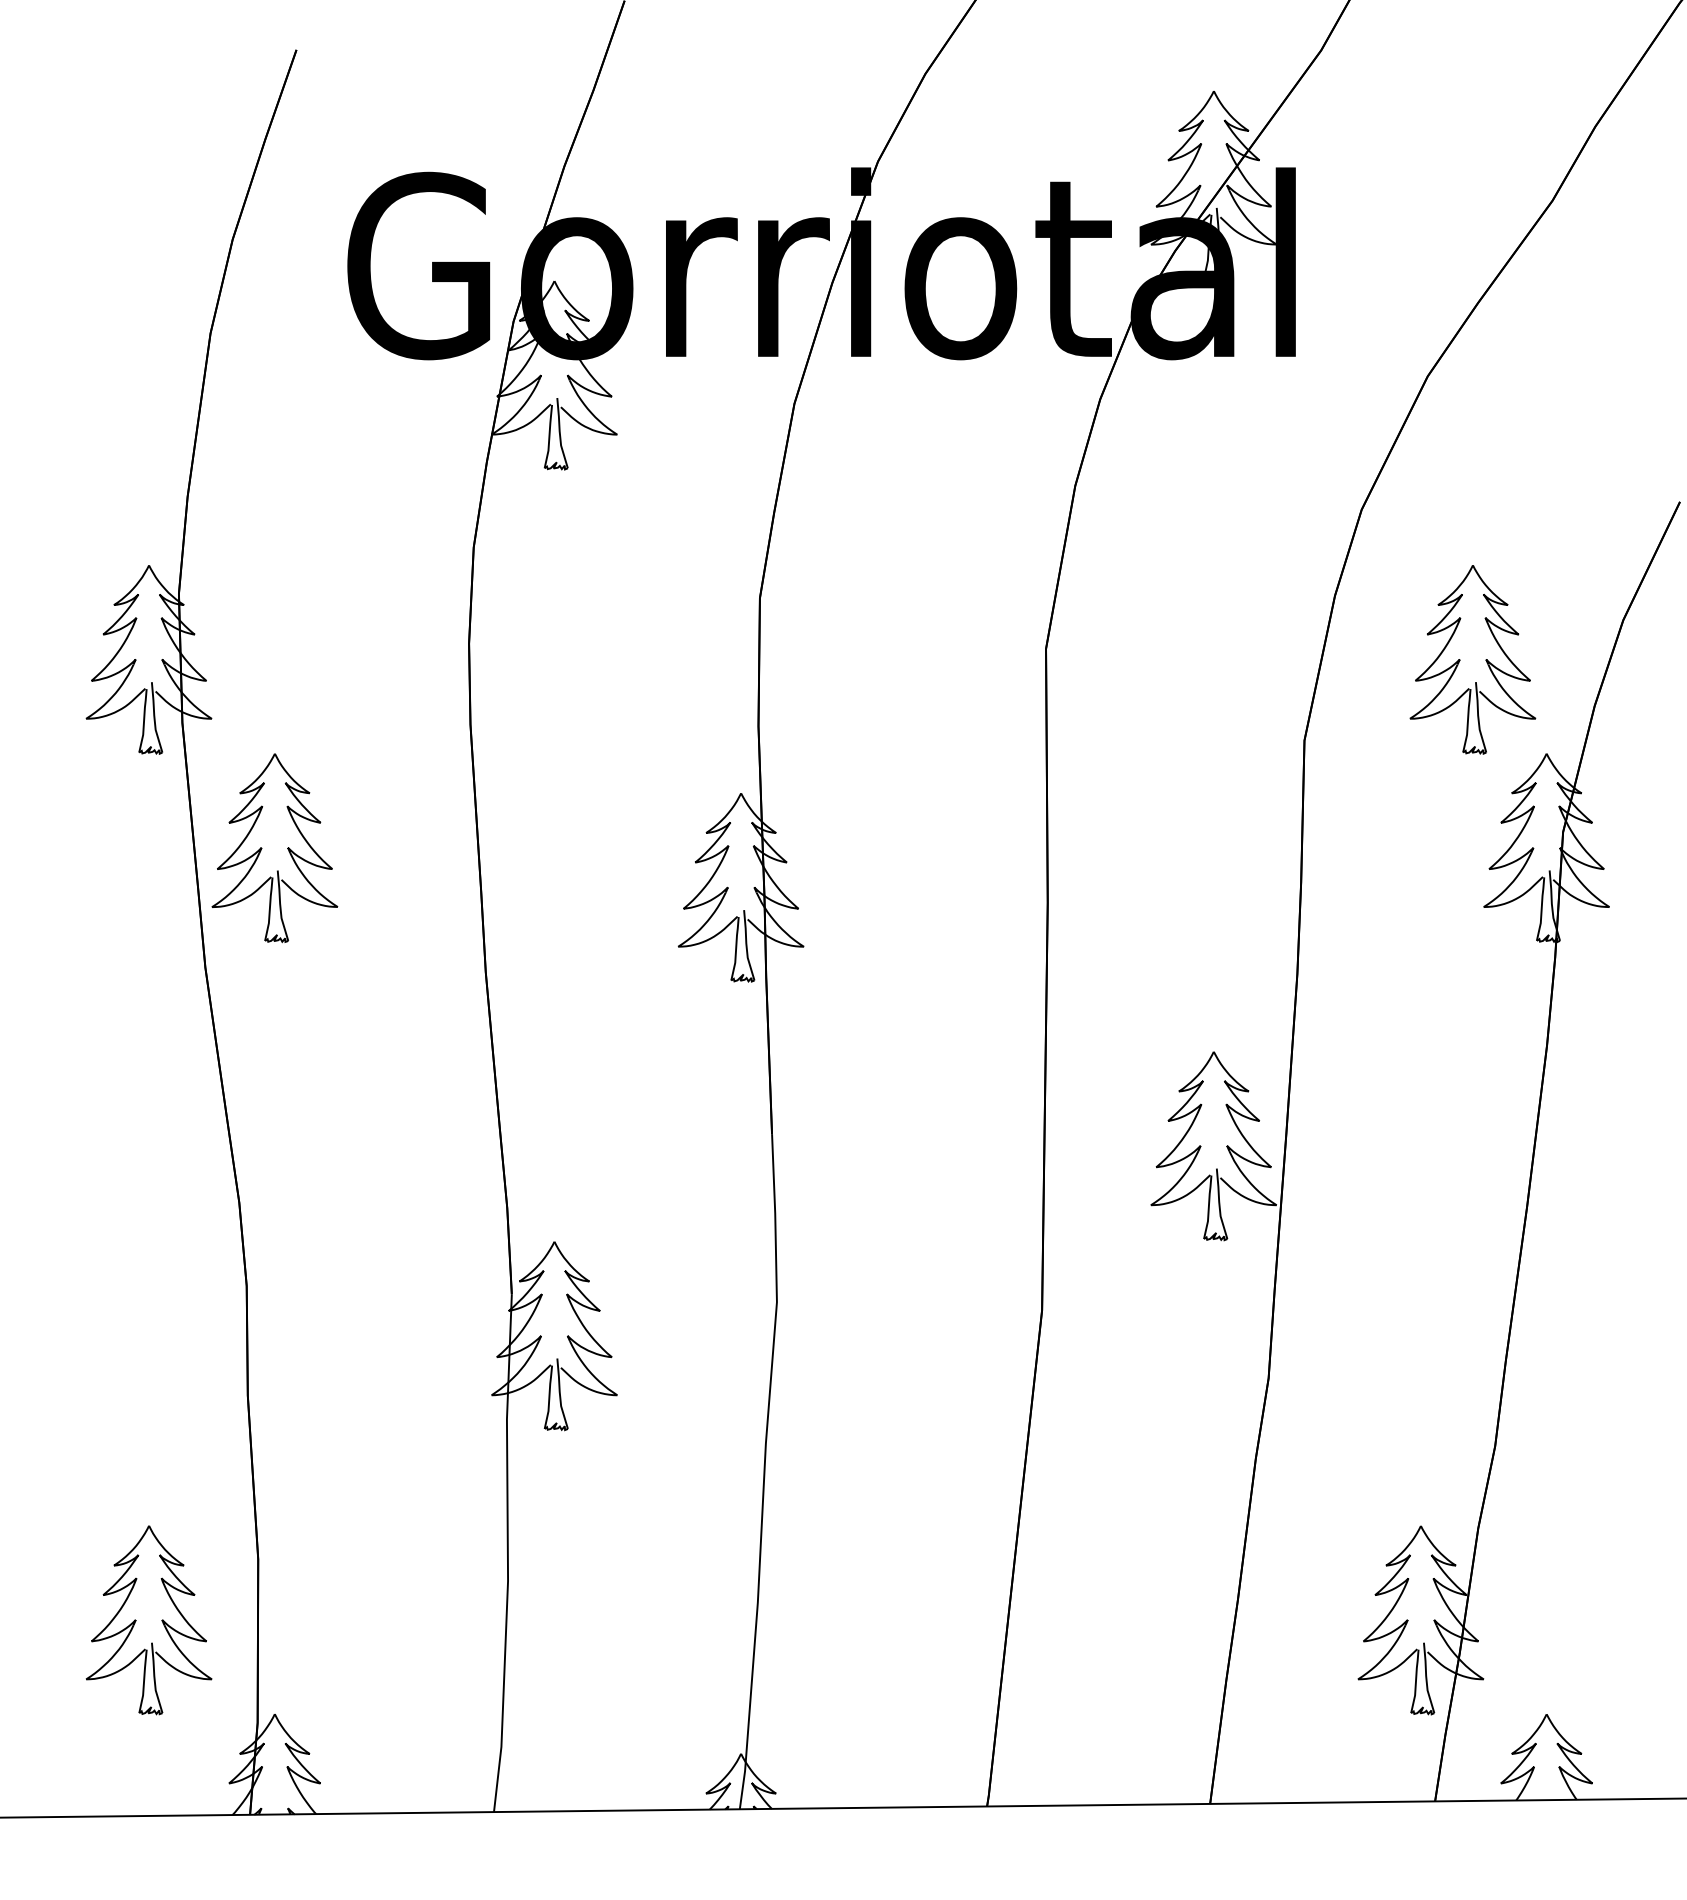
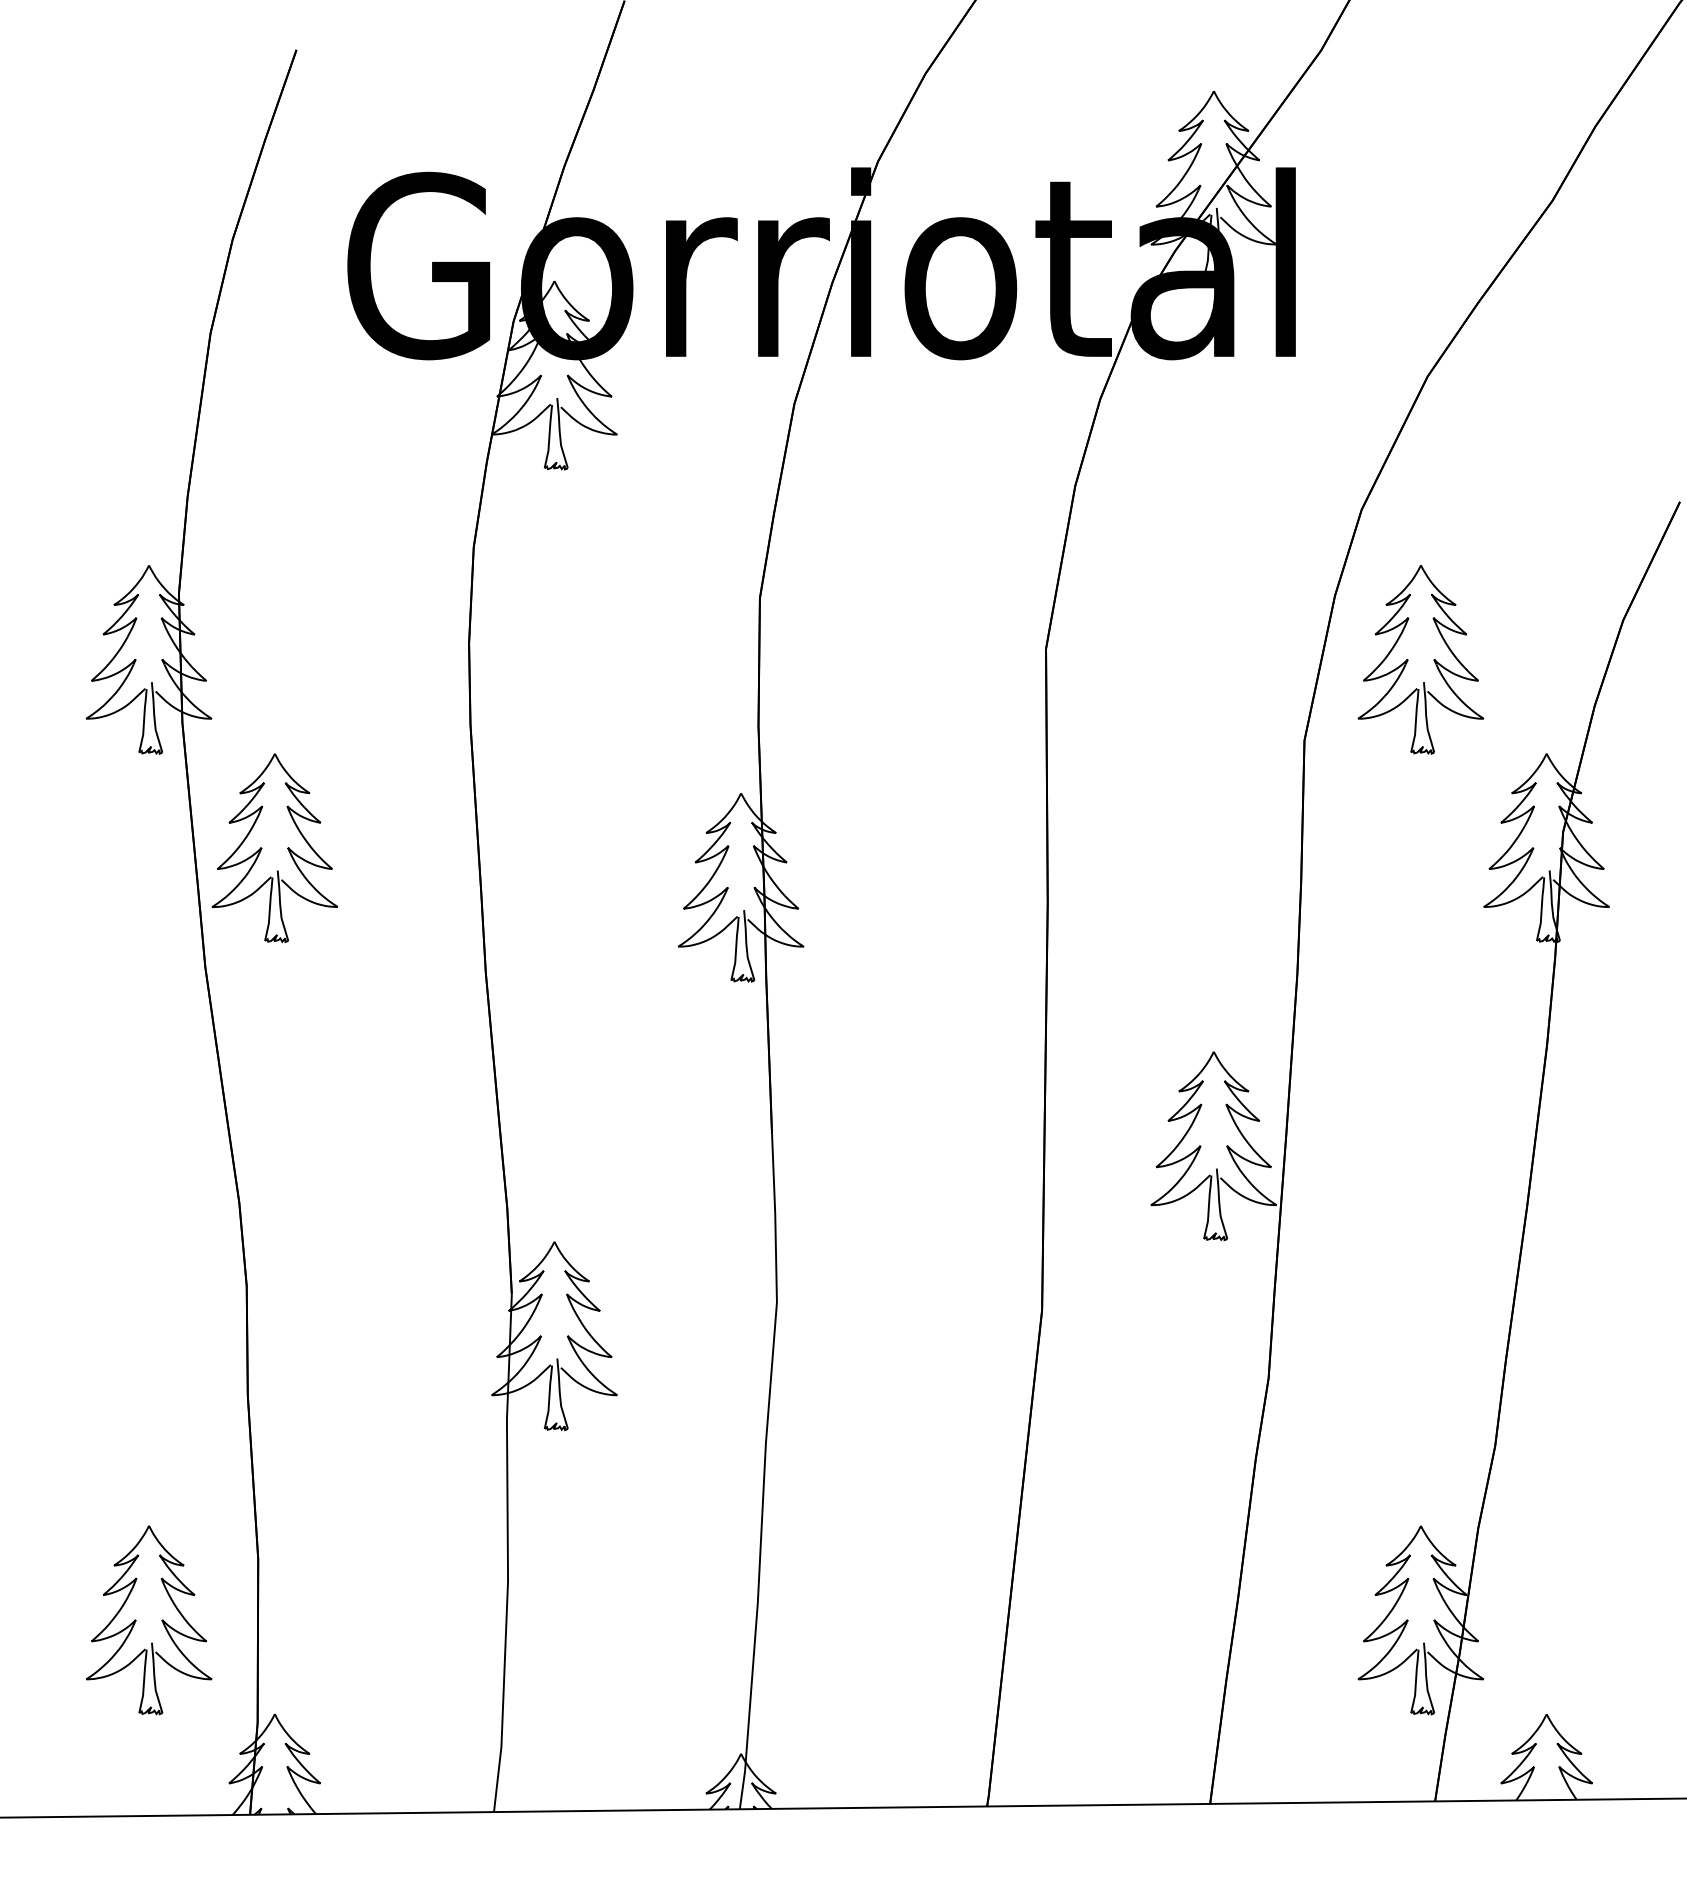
part position: (1460, 659) -> (1408, 659) (1408, 659)
